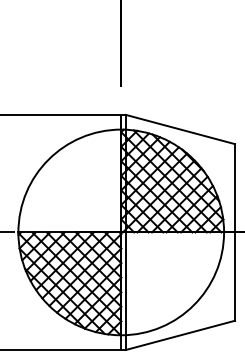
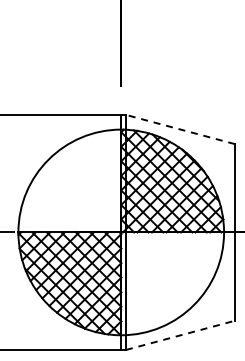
line: solid -> dashed (180, 129)
line: solid -> dashed (180, 335)
